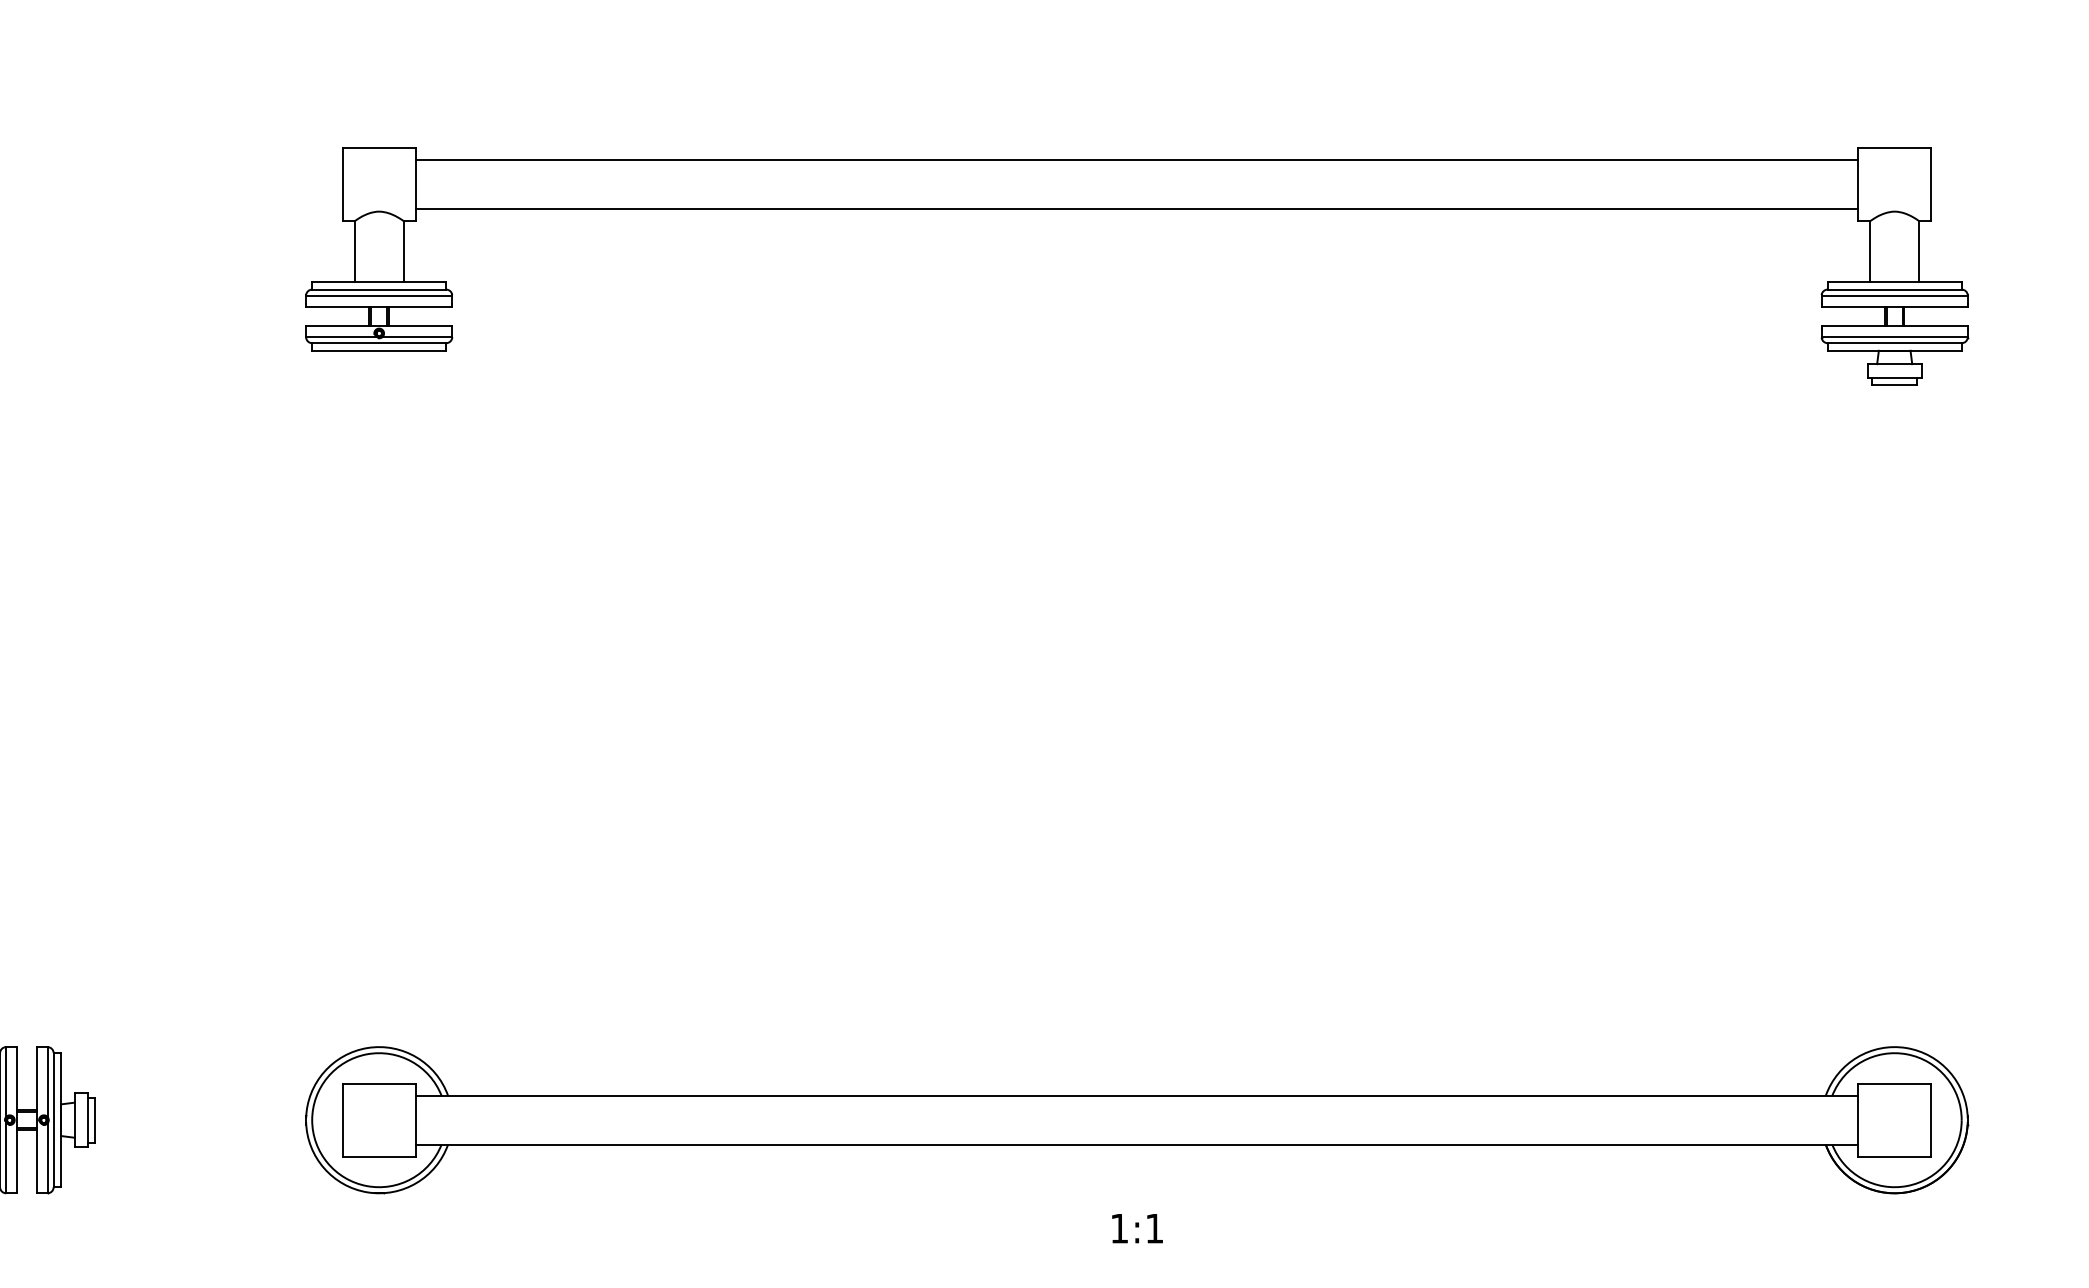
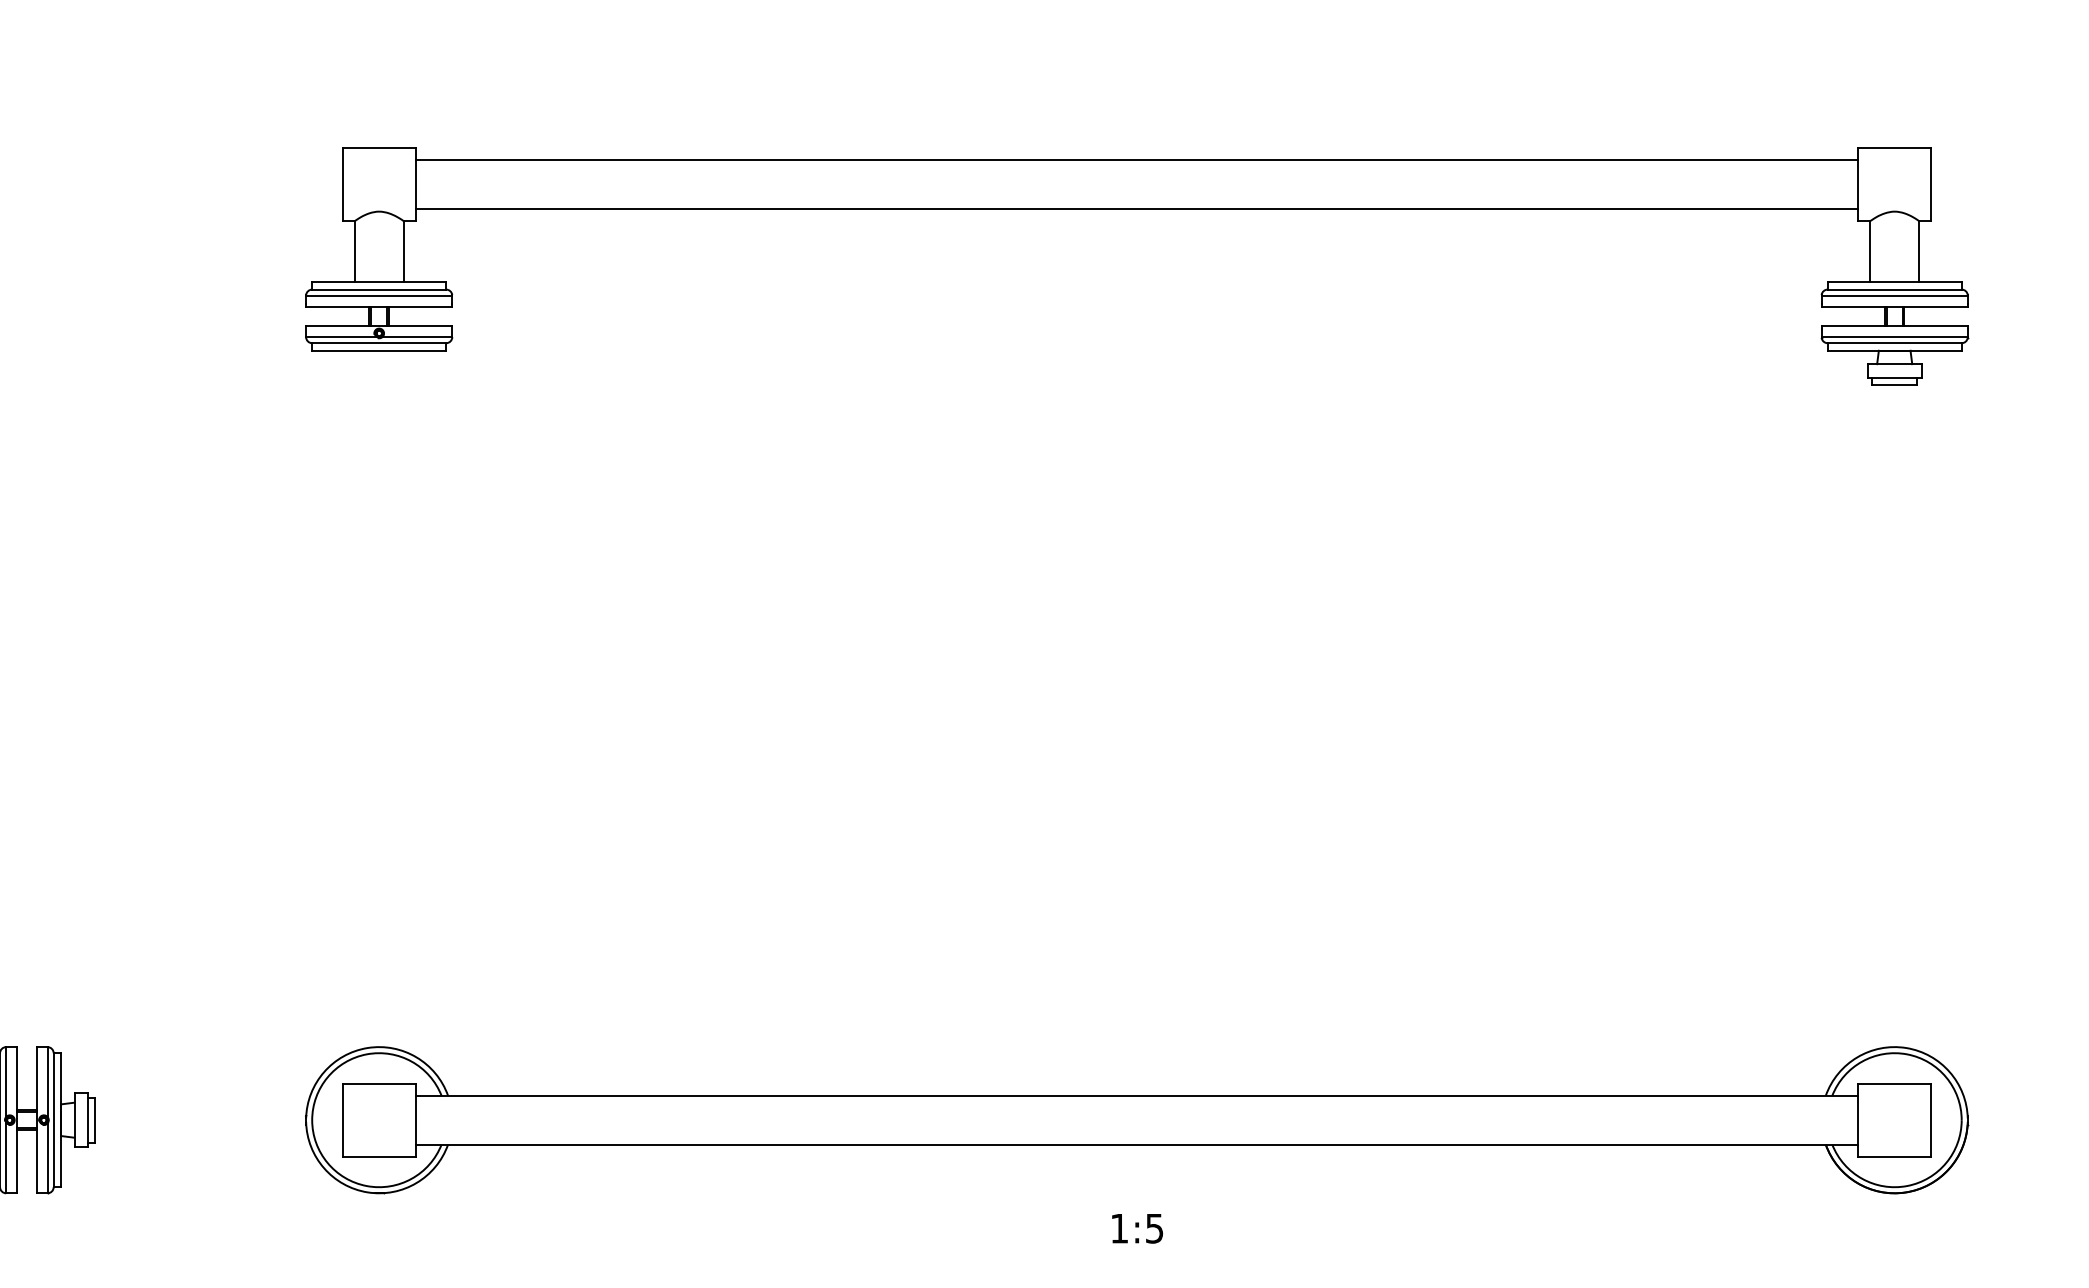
text: 1:1 -> 1:5 (1154, 1228)
